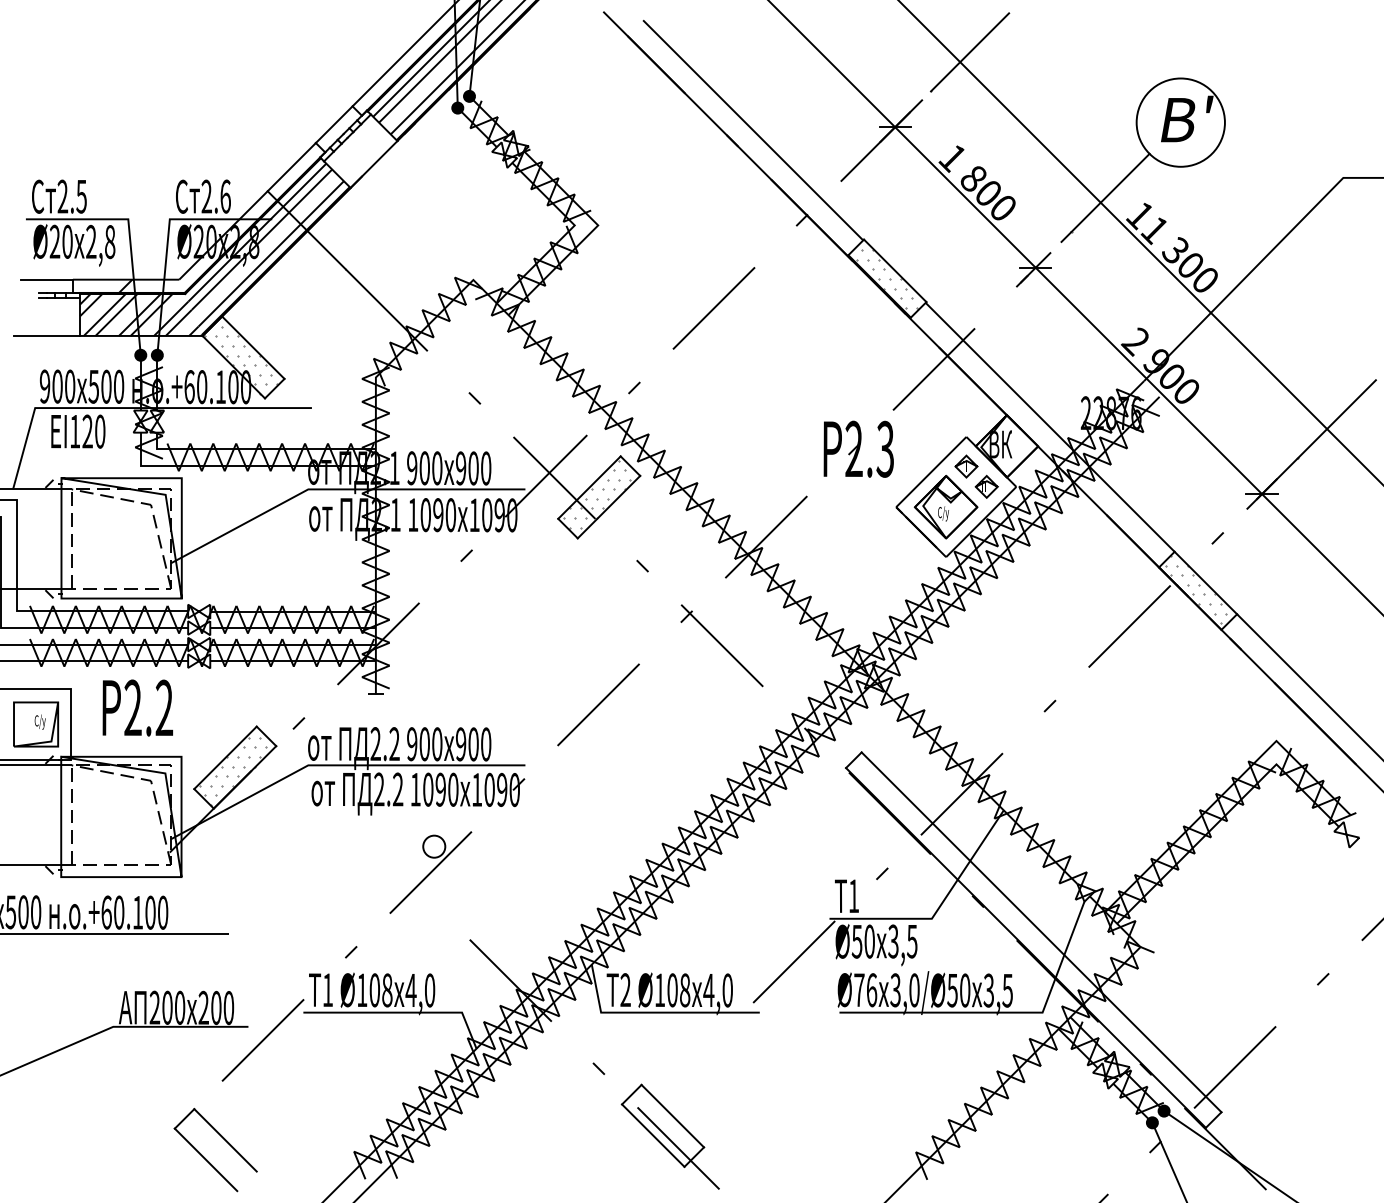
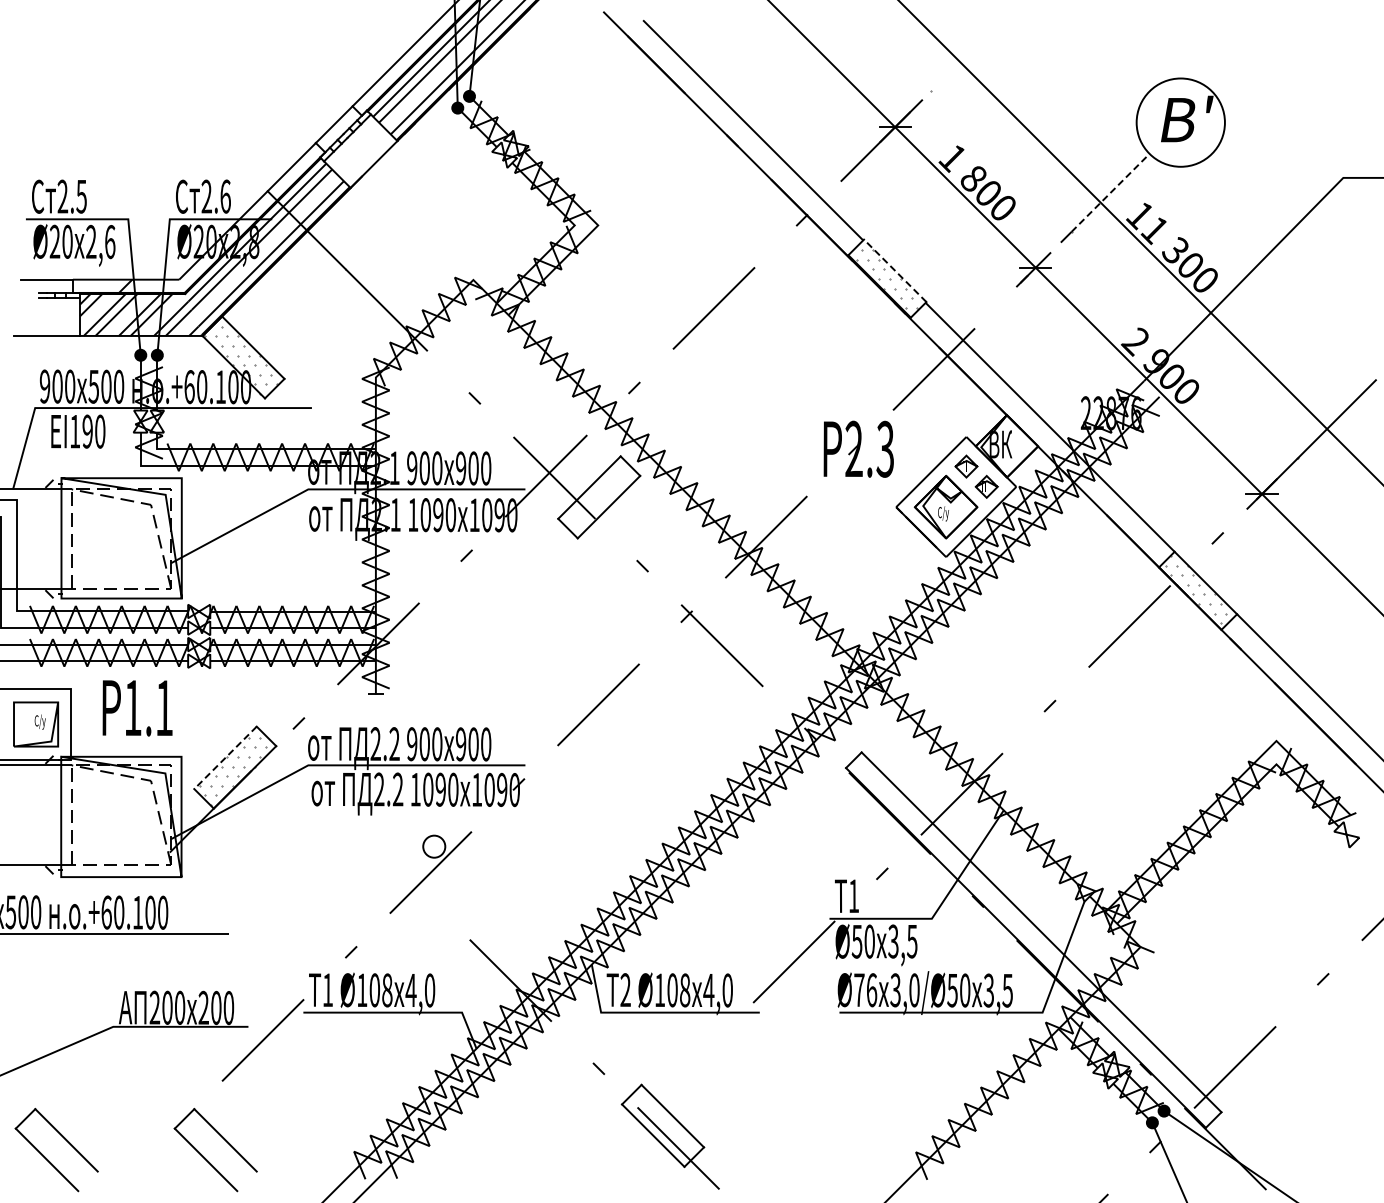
line: present -> none (970, 52)
line: solid -> dashed (1110, 192)
text: 2,8 -> 2,6 (110, 242)
line: solid -> dashed (894, 270)
text: EI120 -> EI190 (87, 431)
hatch: present -> none (596, 493)
text: 2.2 -> 1.1 (148, 707)
line: solid -> dashed (225, 758)
part: none -> present (47, 1158)
